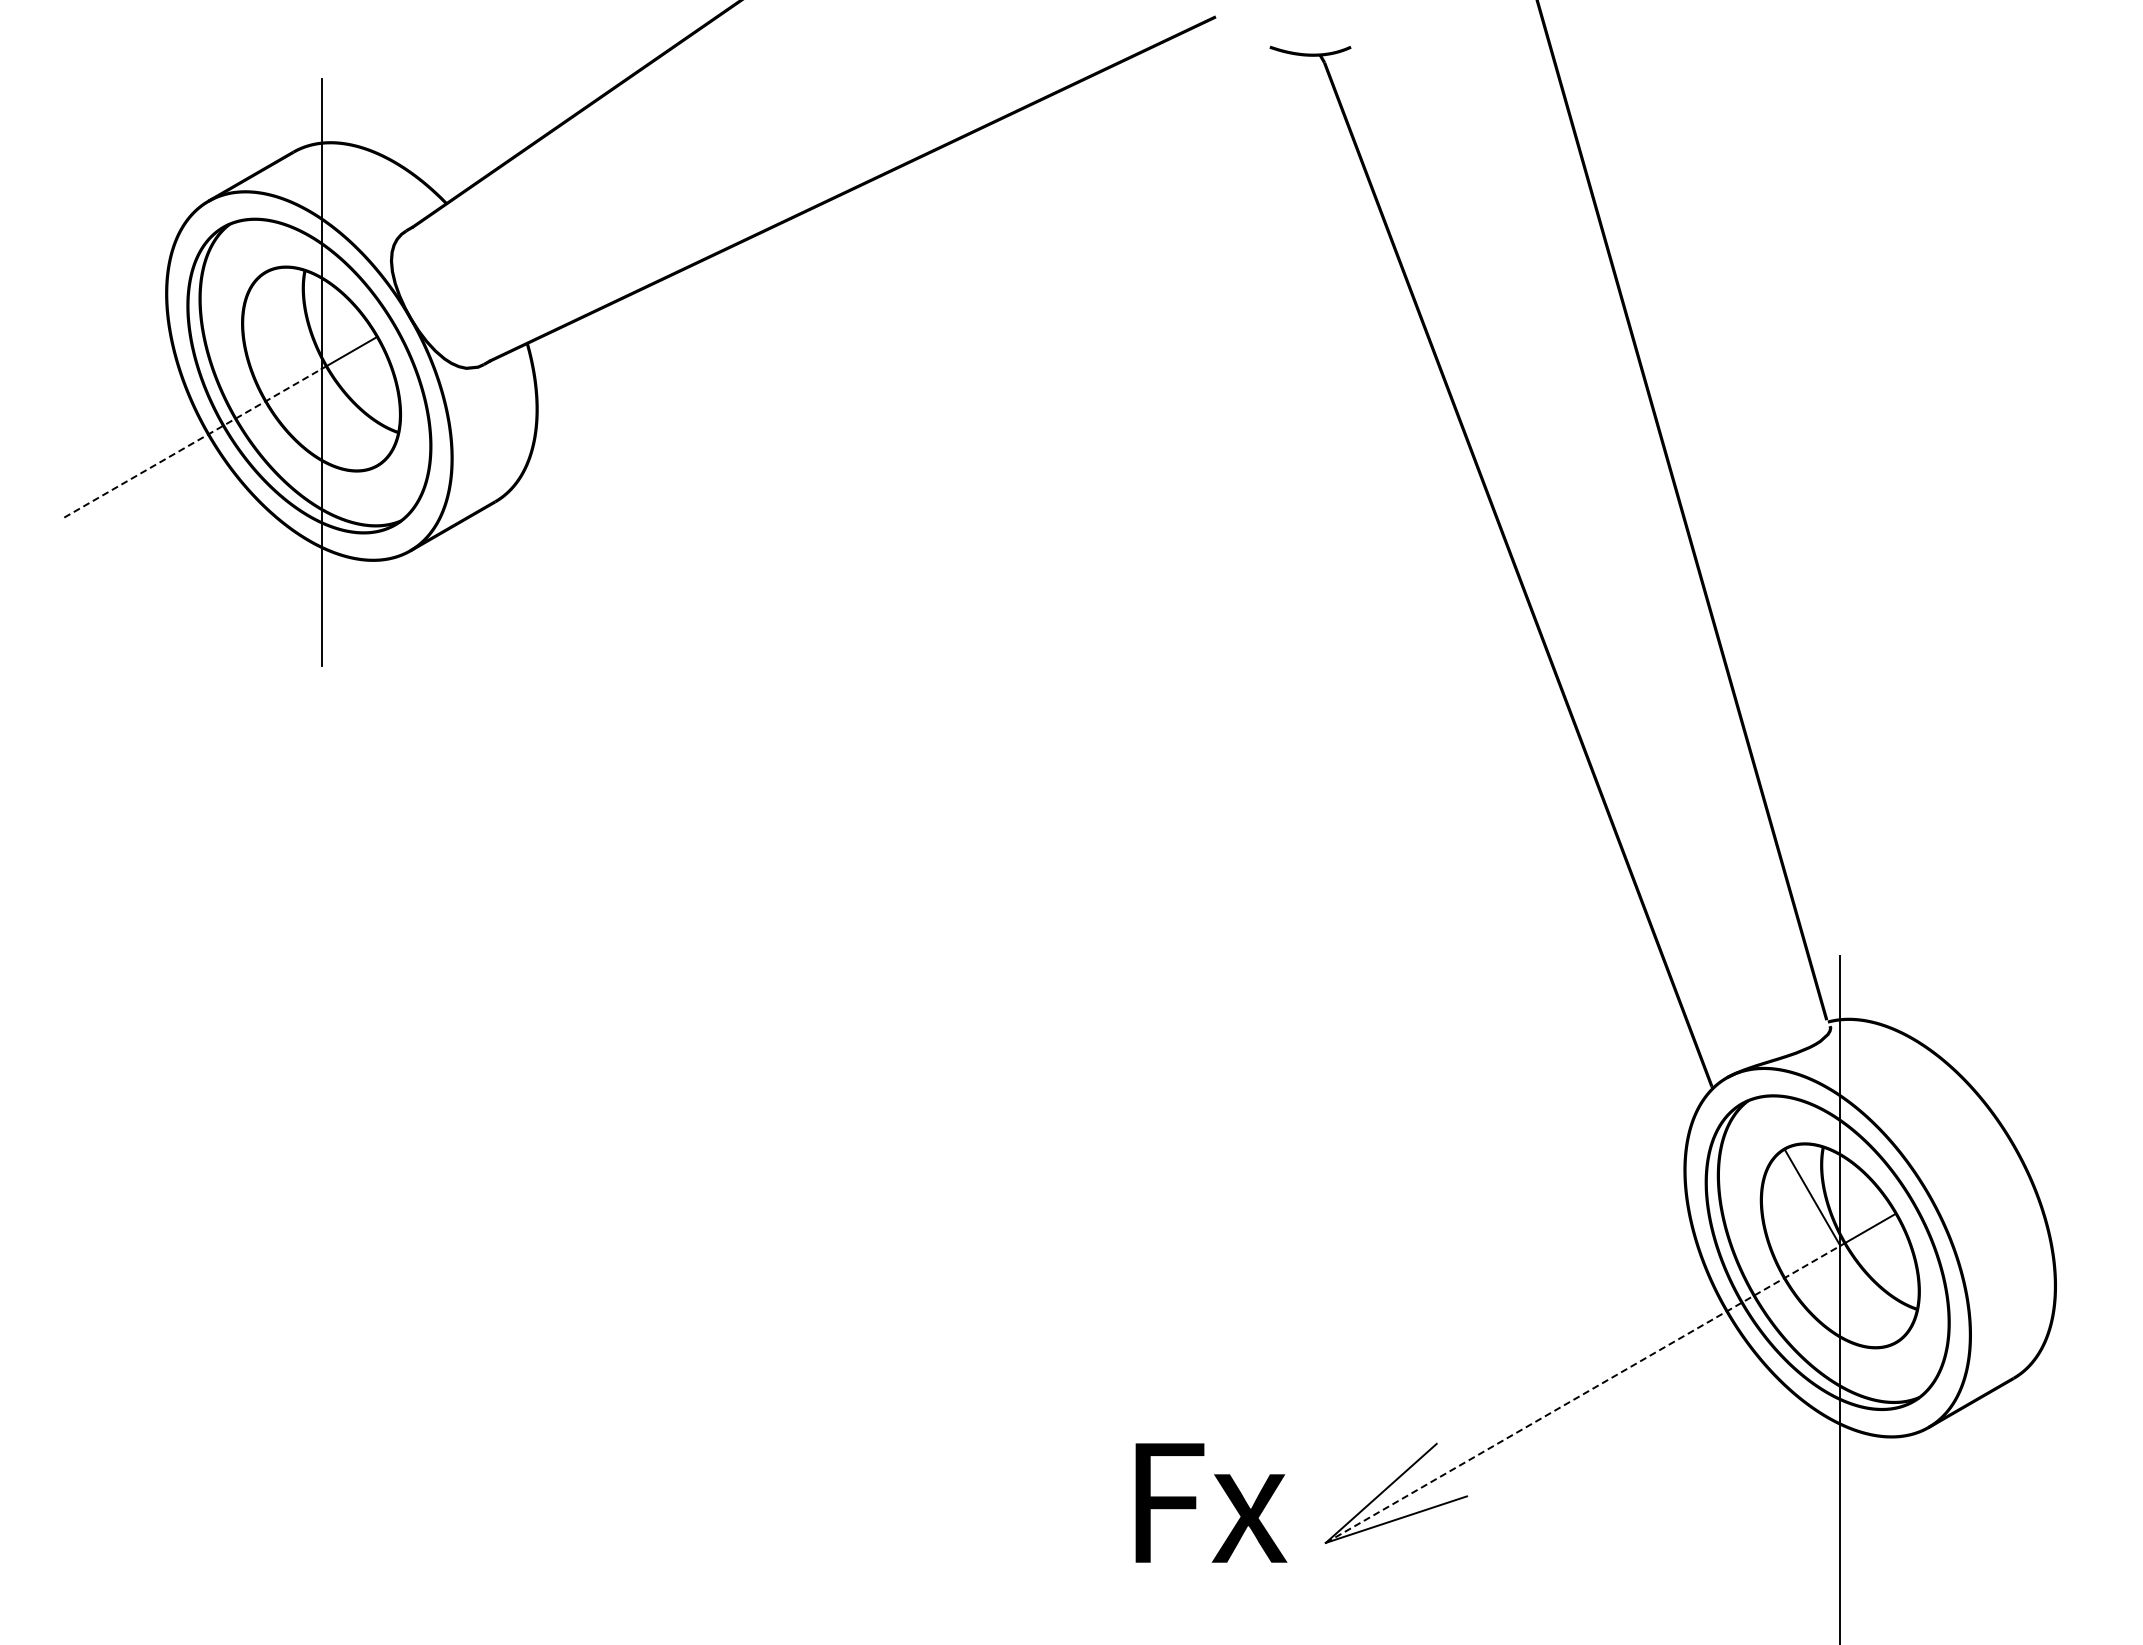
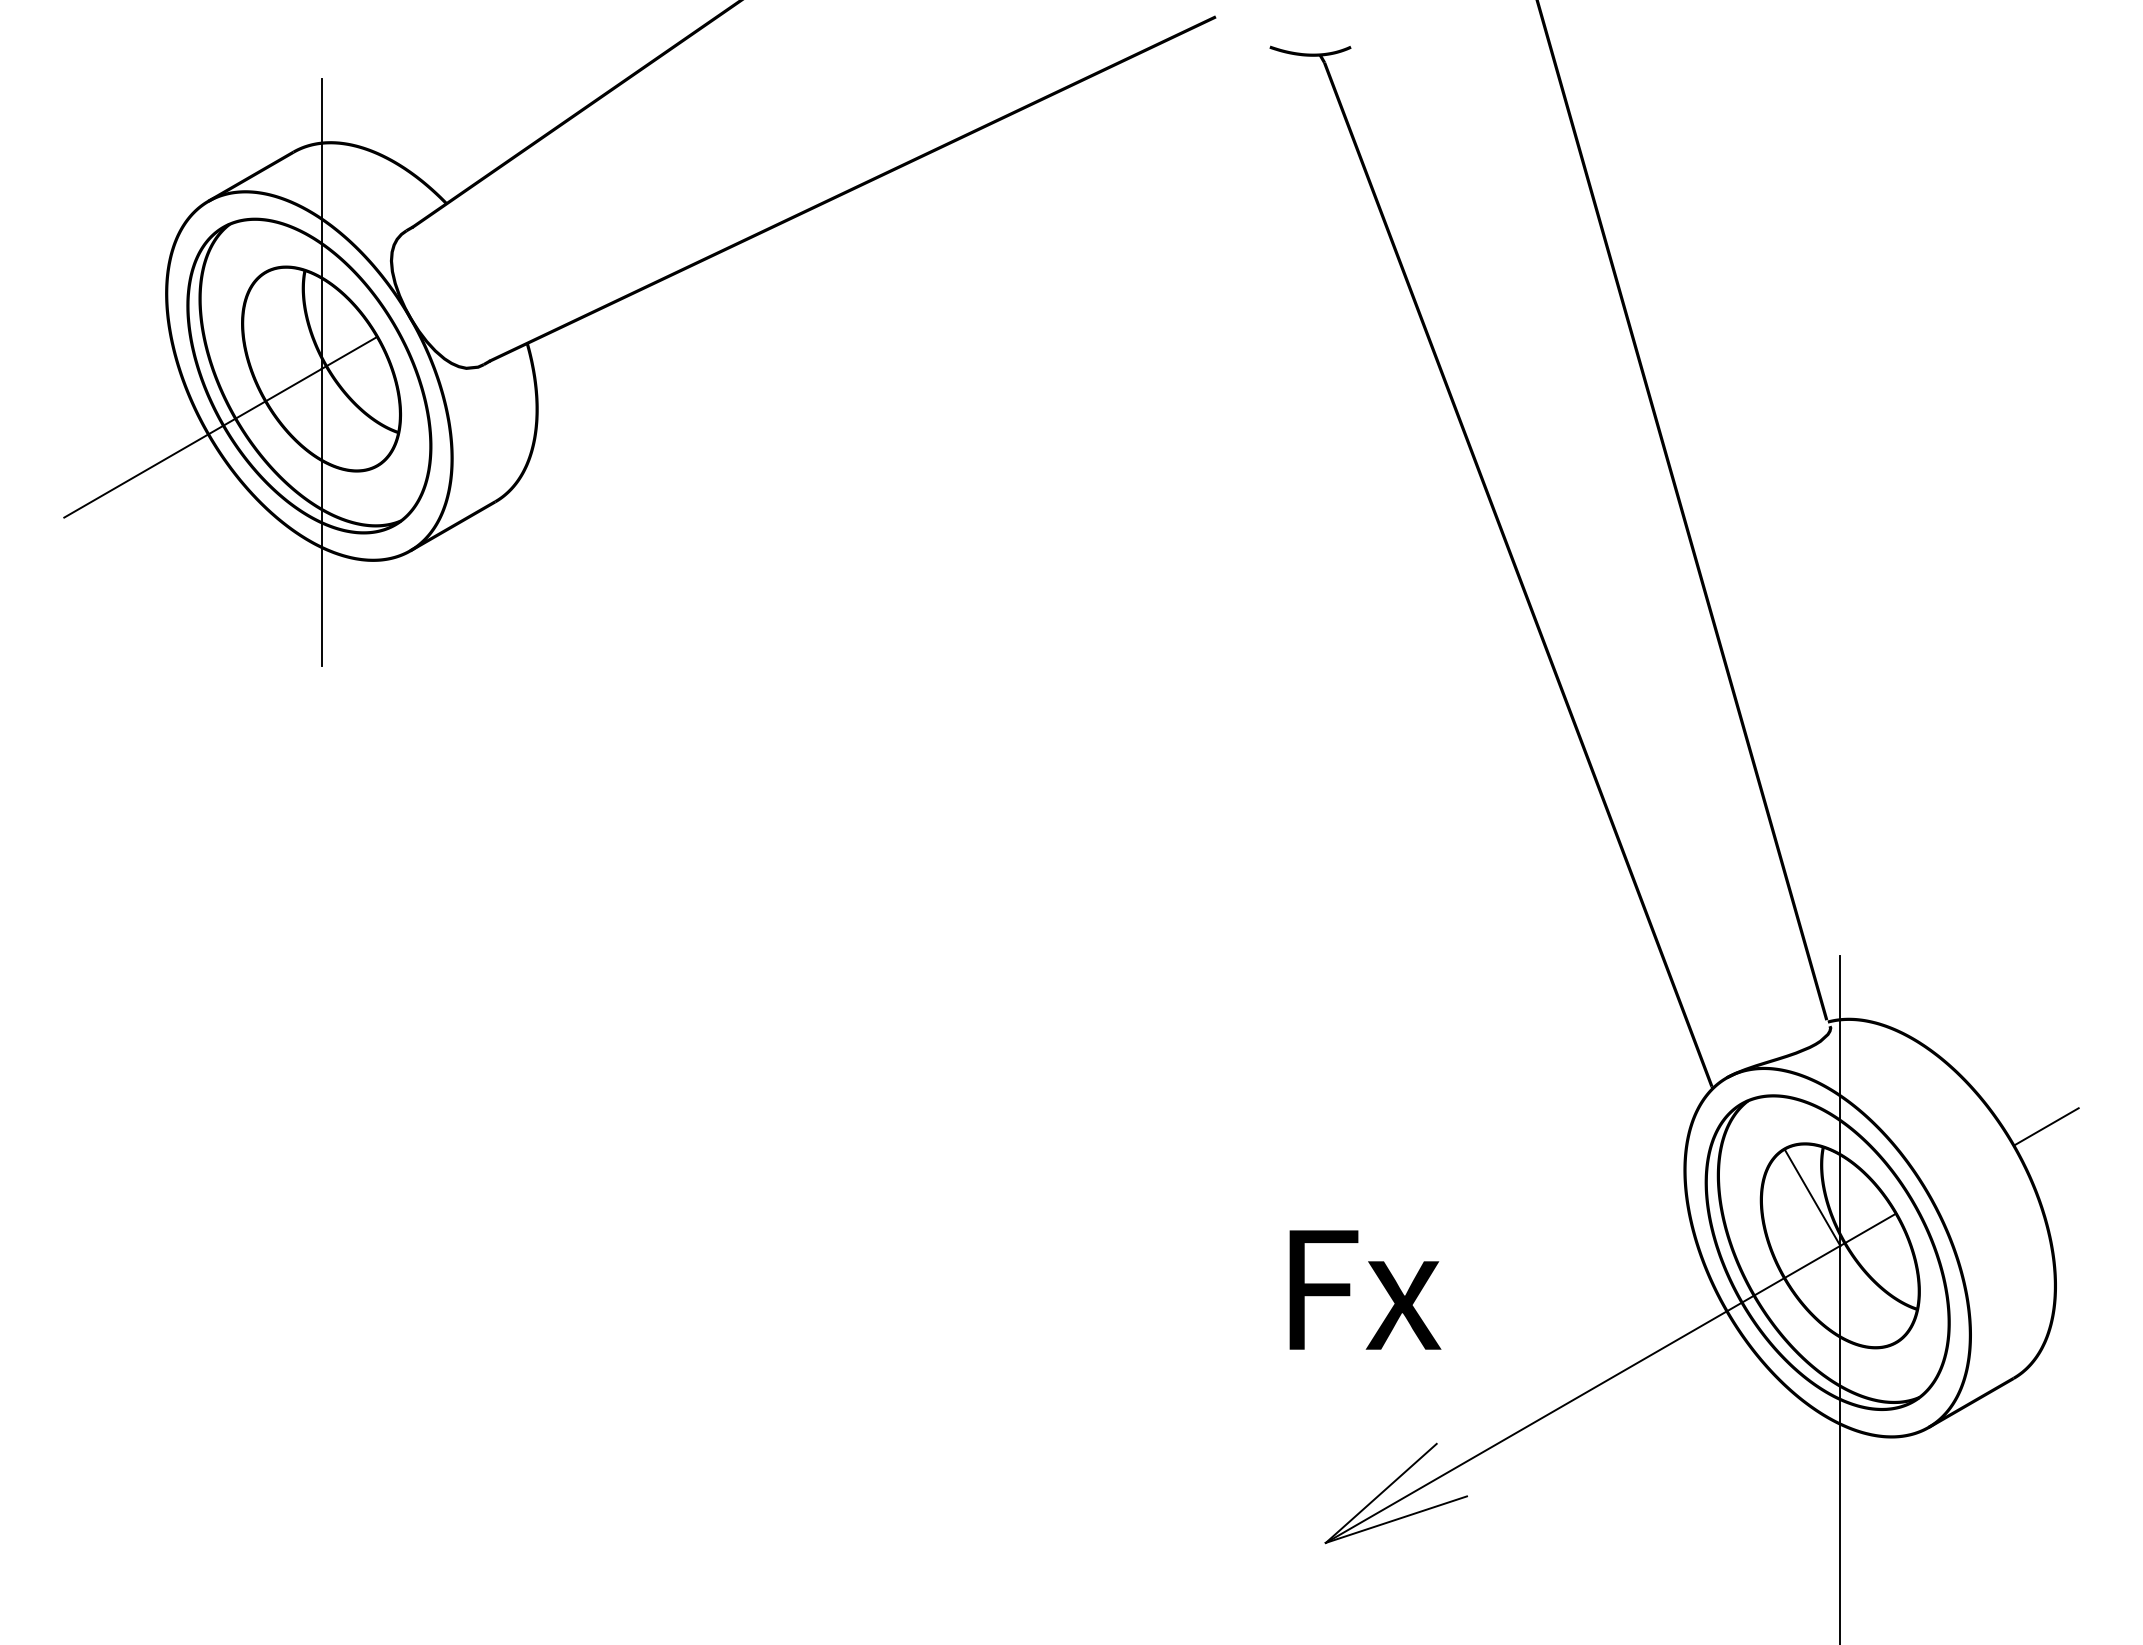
line: dashed -> solid (192, 443)
line: none -> present (2045, 1126)
line: dashed -> solid (1583, 1394)
text position: (1211, 1502) -> (1365, 1289) (1365, 1289)
